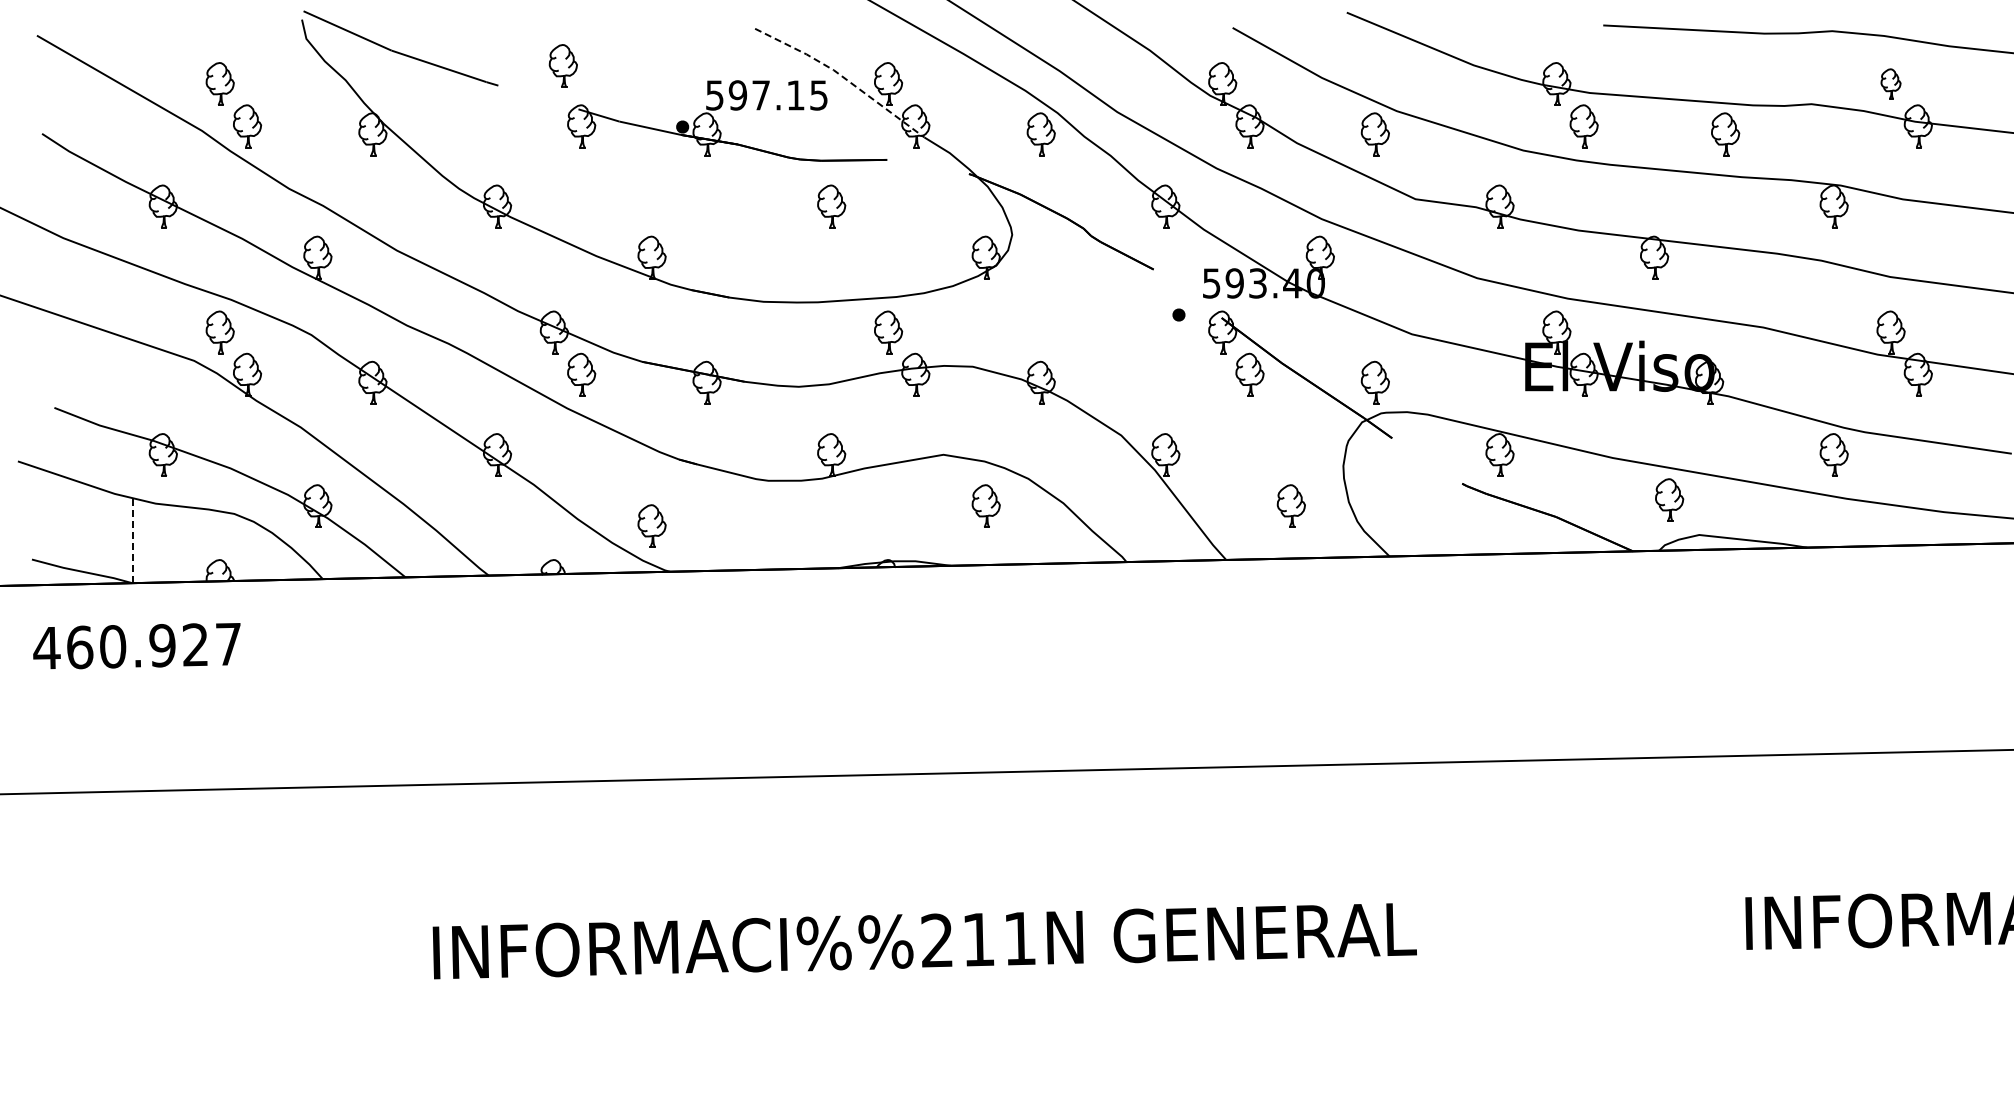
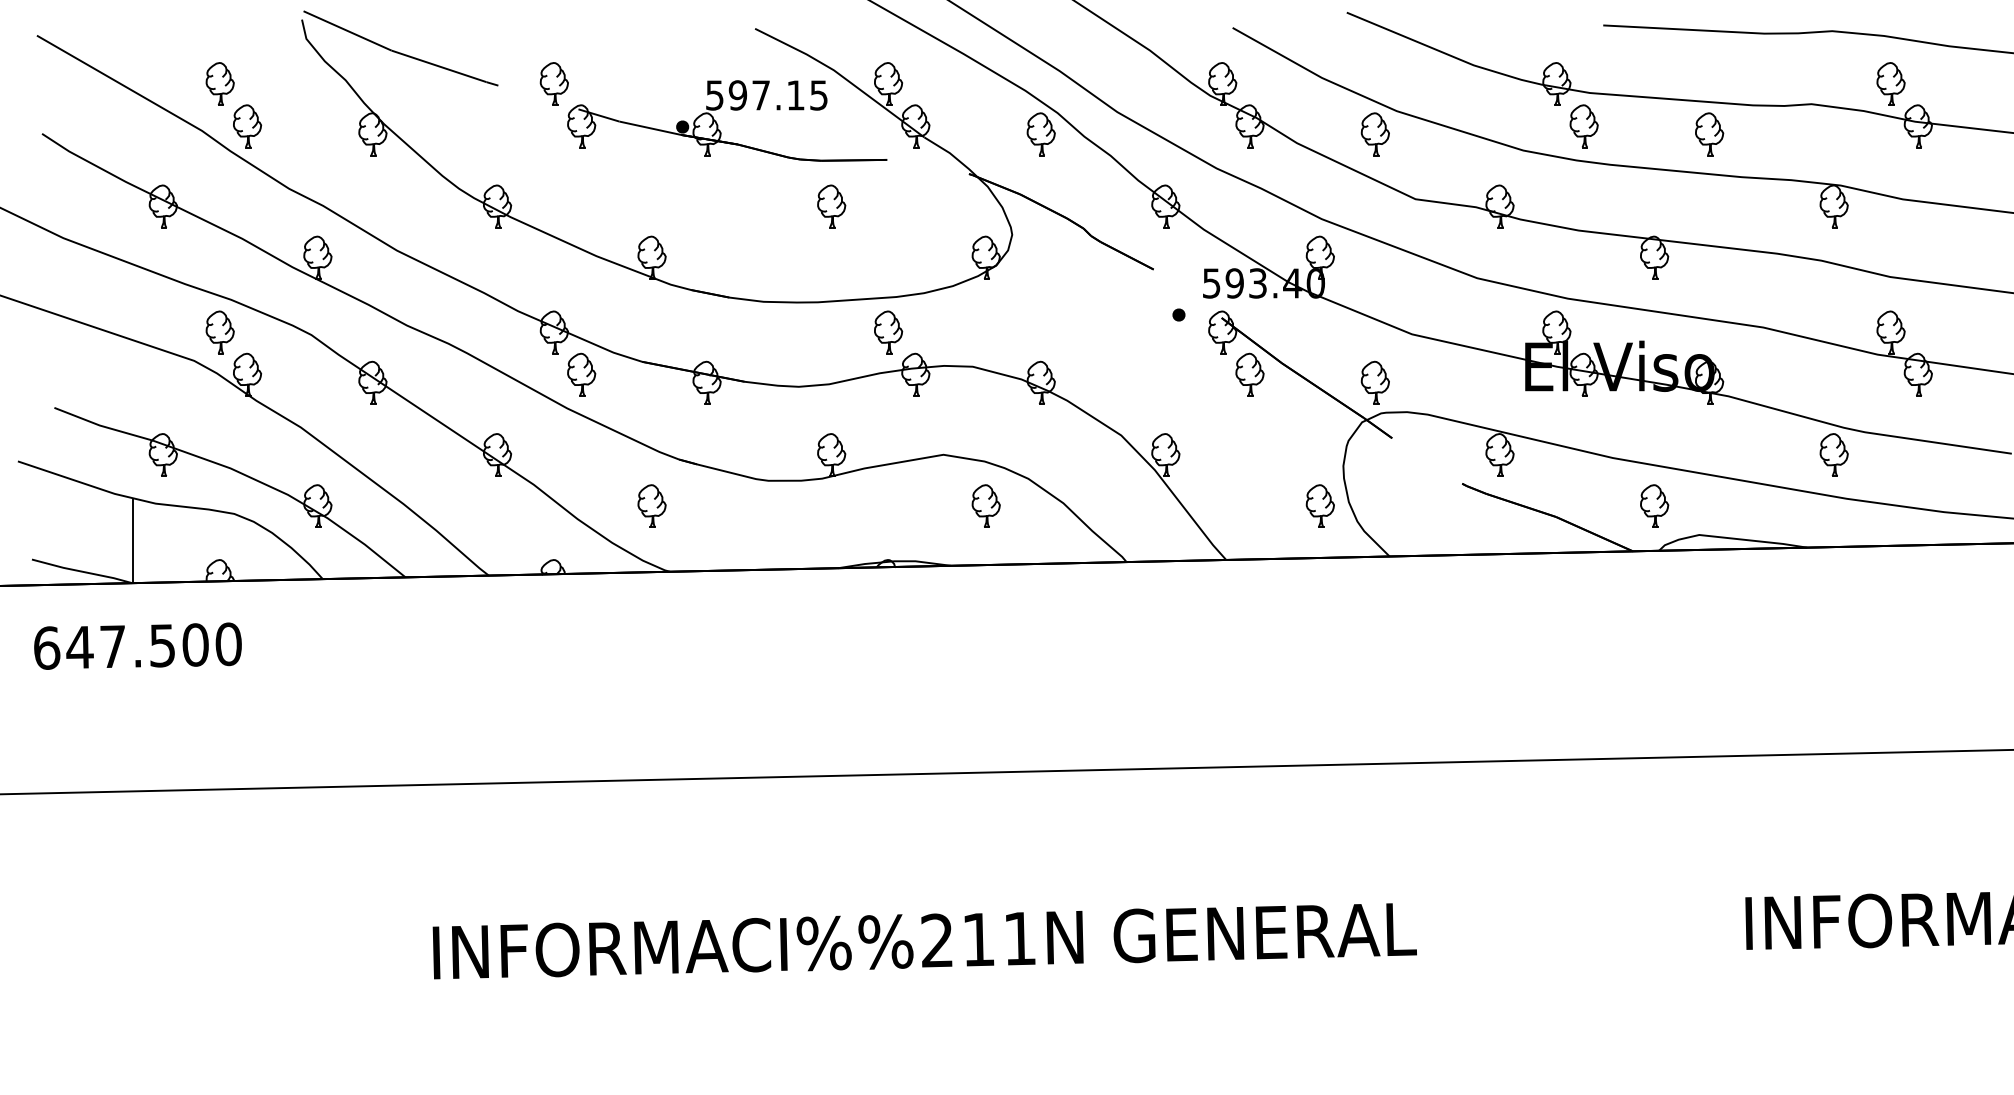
part position: (562, 65) -> (553, 83) (553, 83)
line: dashed -> solid (842, 76)
part size: 22x32 px -> 30x44 px (1890, 83)
part position: (1725, 134) -> (1709, 134) (1709, 134)
part position: (1669, 499) -> (1654, 505) (1654, 505)
part position: (1290, 505) -> (1319, 505) (1319, 505)
part position: (651, 525) -> (651, 505) (651, 505)
line: dashed -> solid (132, 540)
text: 460.927 -> 647.500 (137, 645)
